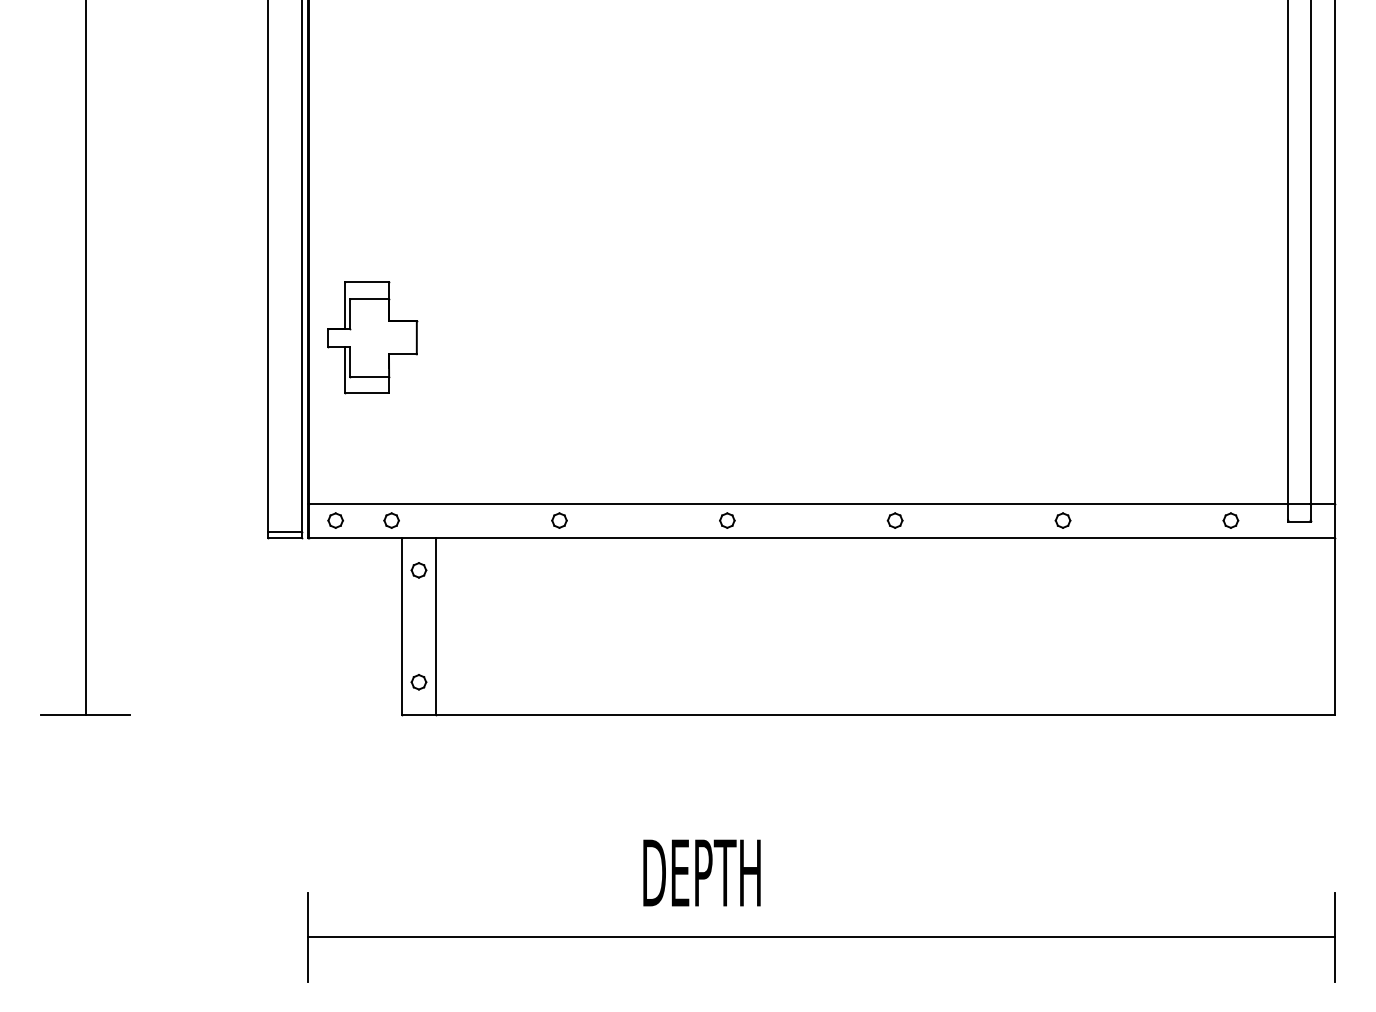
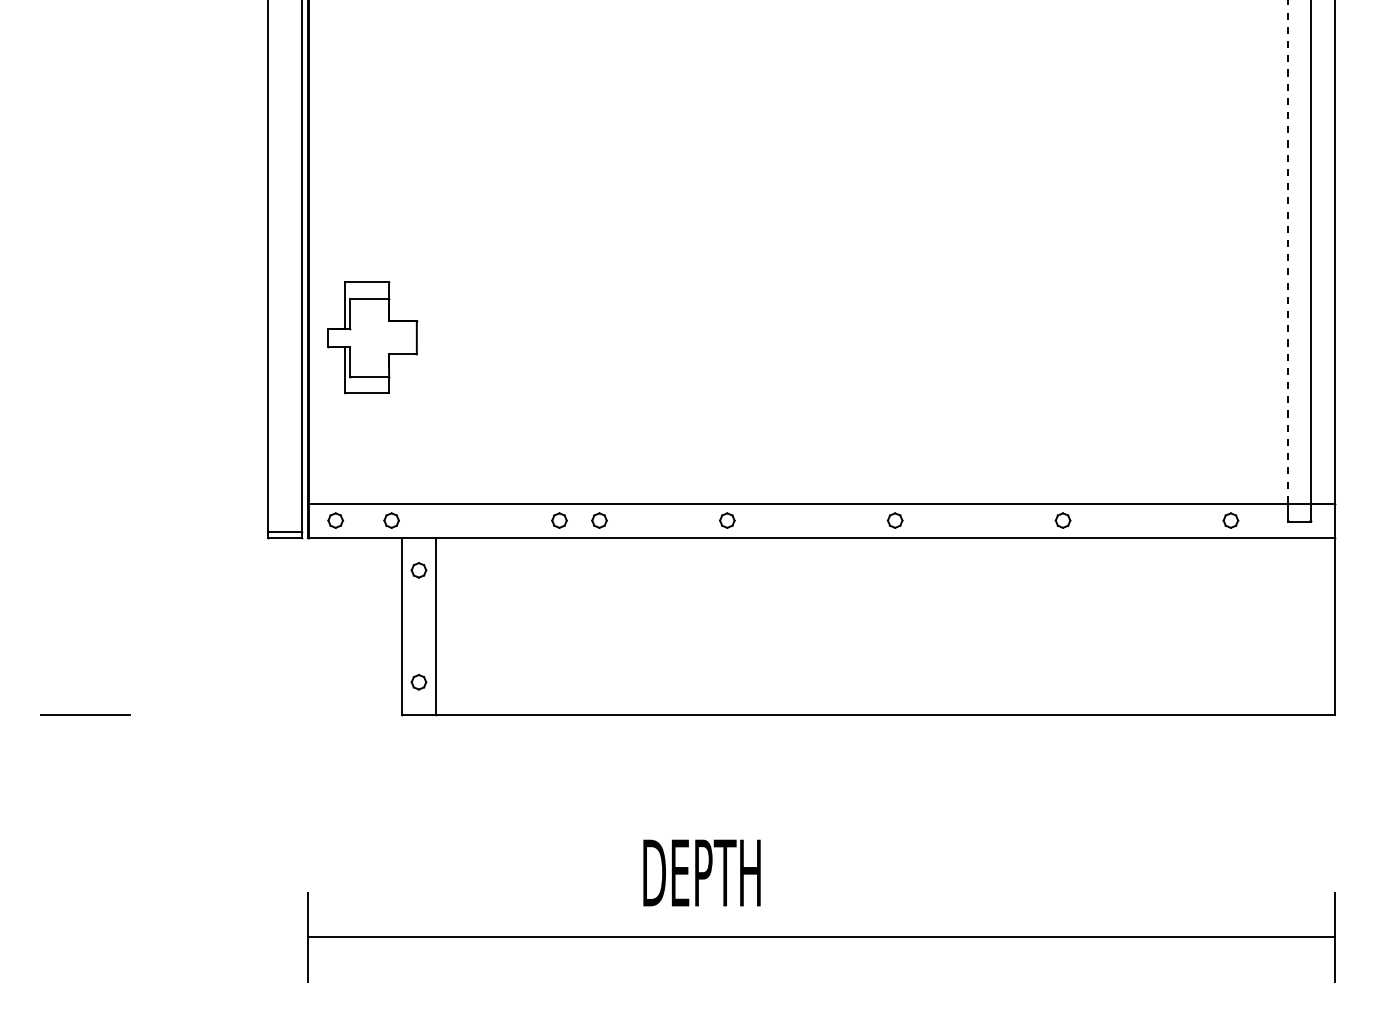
line: solid -> dashed (1287, 251)
line: present -> none (85, 358)
part: none -> present (599, 520)
